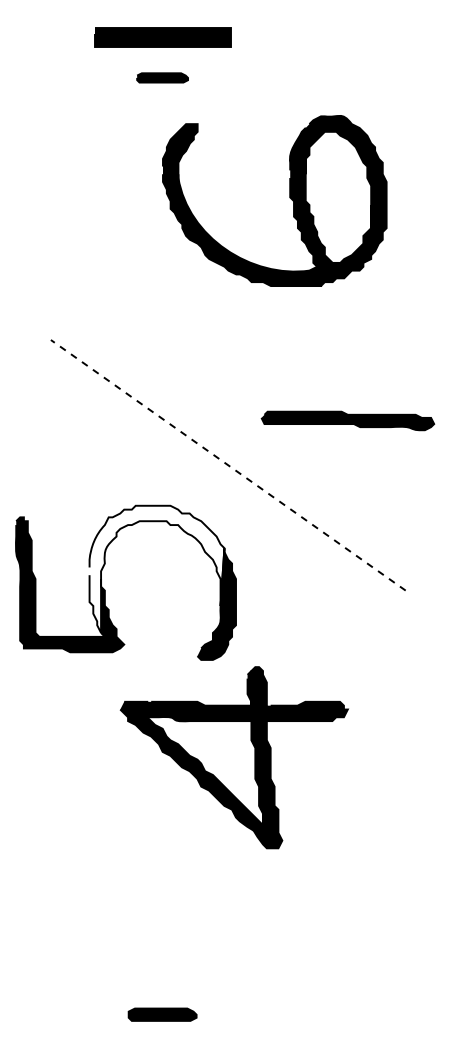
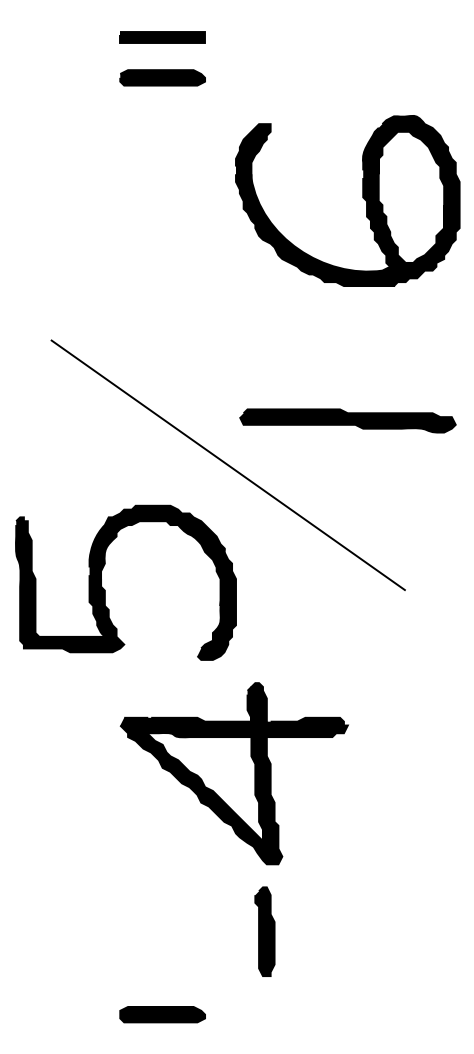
part size: 138x21 px -> 87x13 px (162, 37)
part size: 53x12 px -> 87x18 px (162, 77)
part position: (289, 198) -> (362, 198) (362, 198)
part size: 176x22 px -> 218x26 px (347, 420)
line: dashed -> solid (227, 465)
fill: none -> present (156, 568)
part position: (233, 757) -> (233, 773) (233, 773)
part: none -> present (264, 931)
part size: 71x15 px -> 87x18 px (162, 1014)
